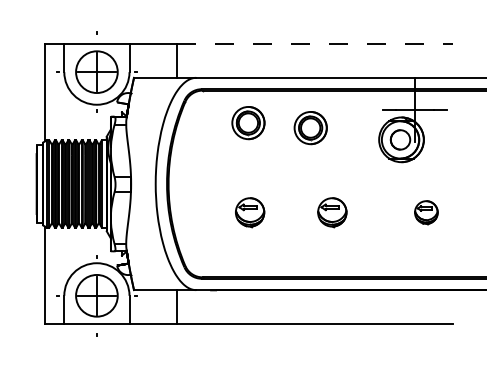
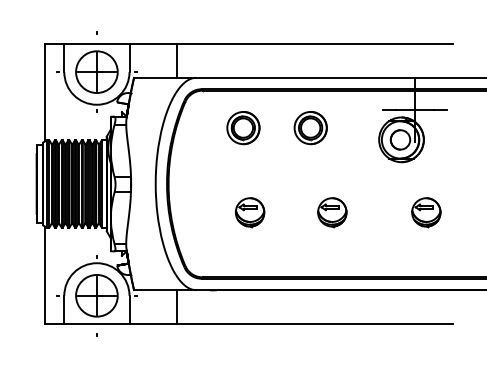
line: dashed -> solid (315, 43)
part position: (248, 123) -> (243, 128) (243, 128)
part size: 25x26 px -> 31x32 px (426, 212)
